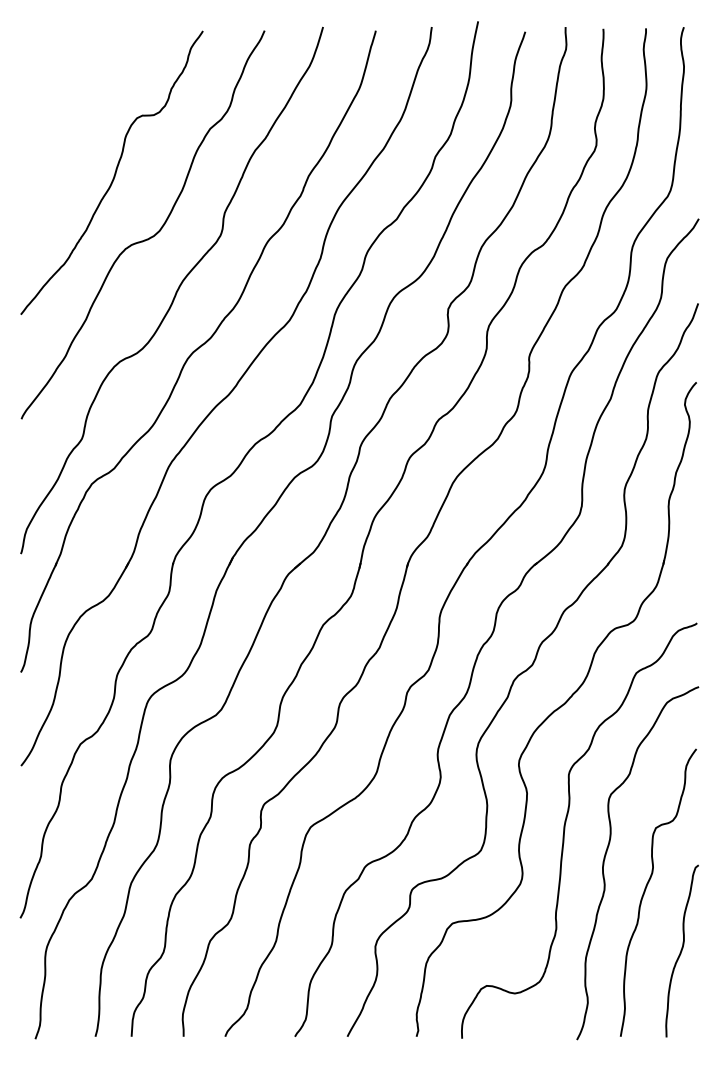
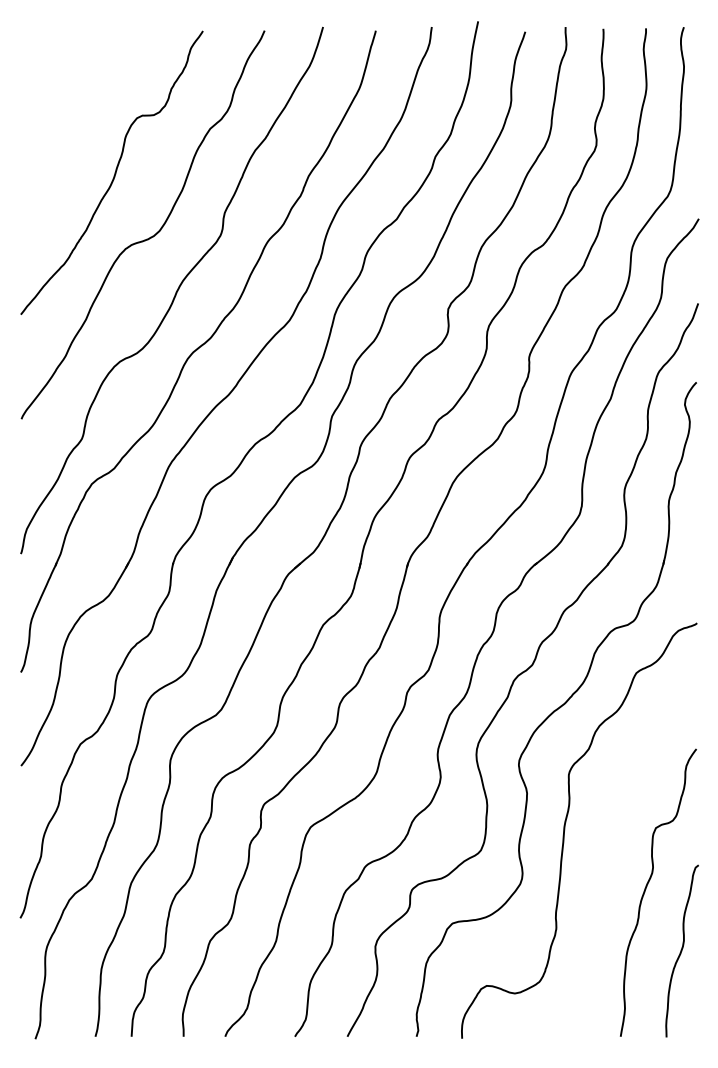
curve: present -> none (607, 852)
